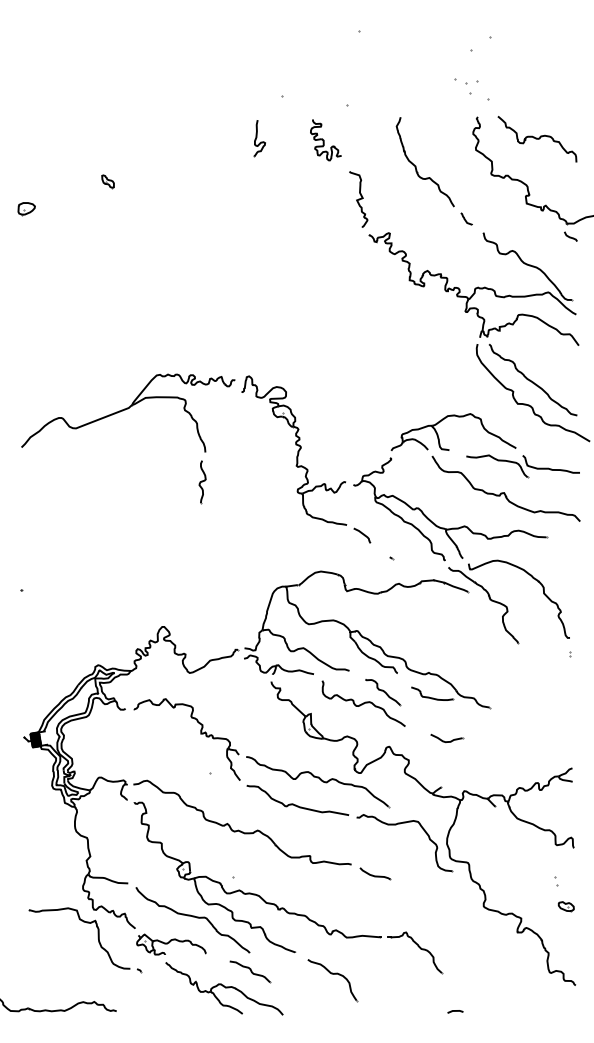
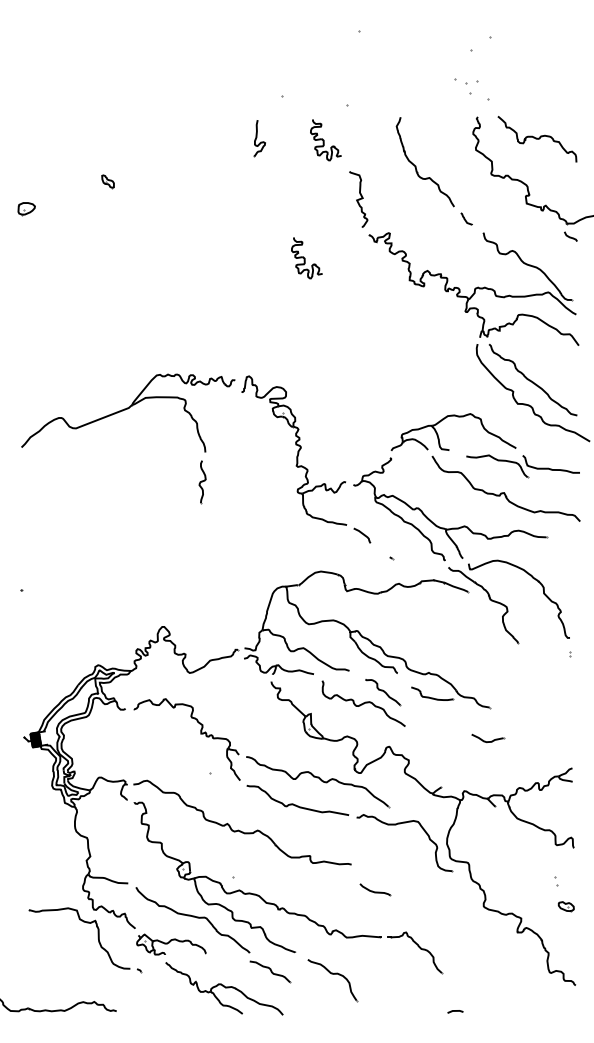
part: none -> present (306, 258)
part position: (447, 737) -> (488, 737) (488, 737)
part position: (375, 873) -> (375, 889) (375, 889)
part position: (250, 971) -> (270, 971) (270, 971)
